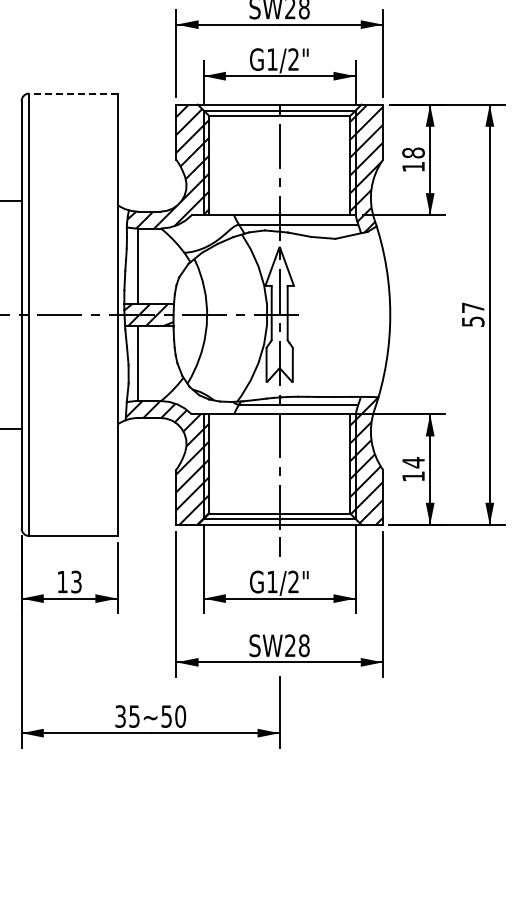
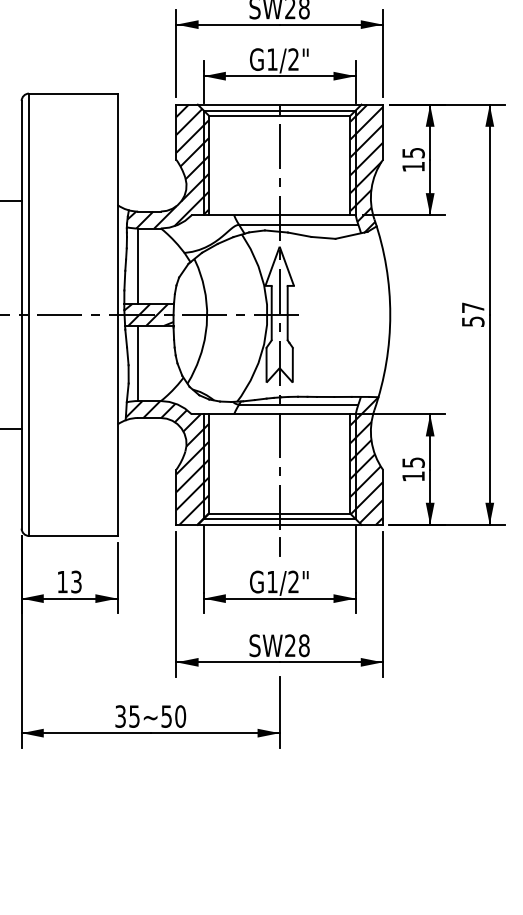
line: dashed -> solid (72, 93)
text: 18 -> 15 (413, 152)
text: 14 -> 15 (413, 462)
